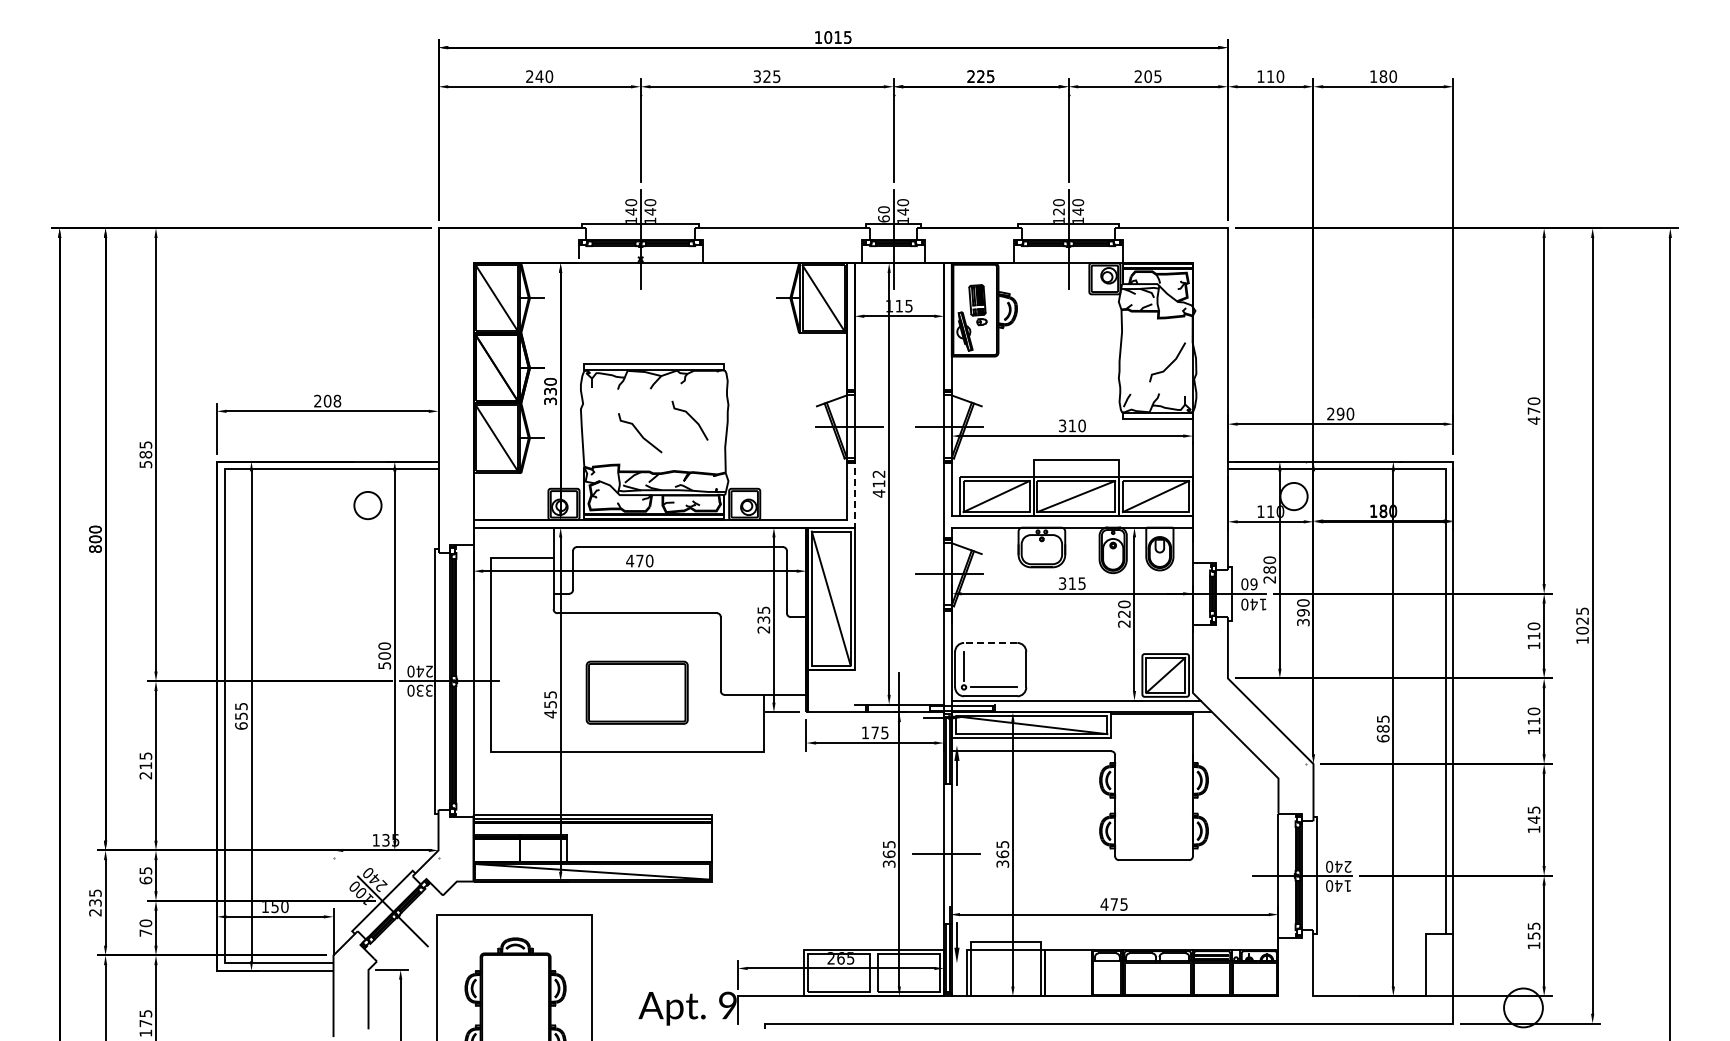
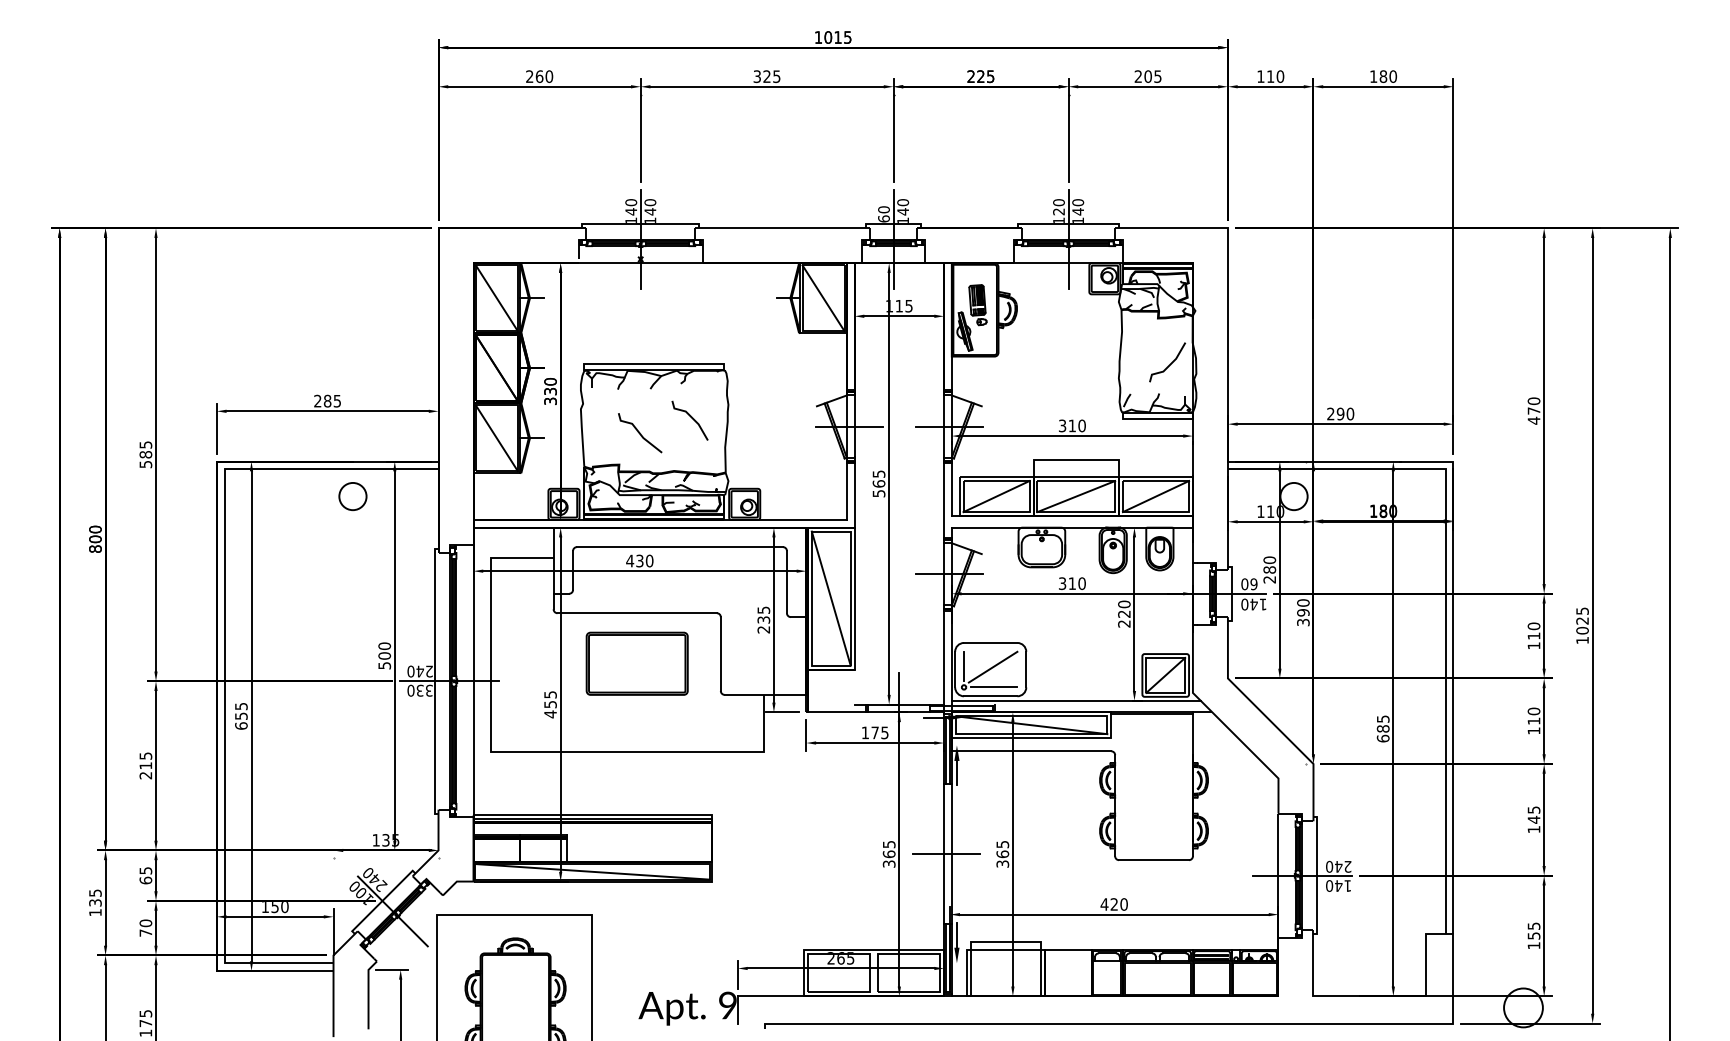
text: 240 -> 260 (539, 76)
text: 208 -> 285 (332, 400)
text: 412 -> 565 (878, 483)
line: dashed -> solid (854, 493)
circle position: (367, 505) -> (352, 496) (352, 496)
text: 470 -> 430 (639, 560)
text: 315 -> 310 (1081, 583)
line: dashed -> solid (990, 642)
line: none -> present (992, 666)
part position: (636, 692) -> (636, 663) (636, 663)
text: 475 -> 420 (1118, 904)
text: 235 -> 135 (95, 912)
